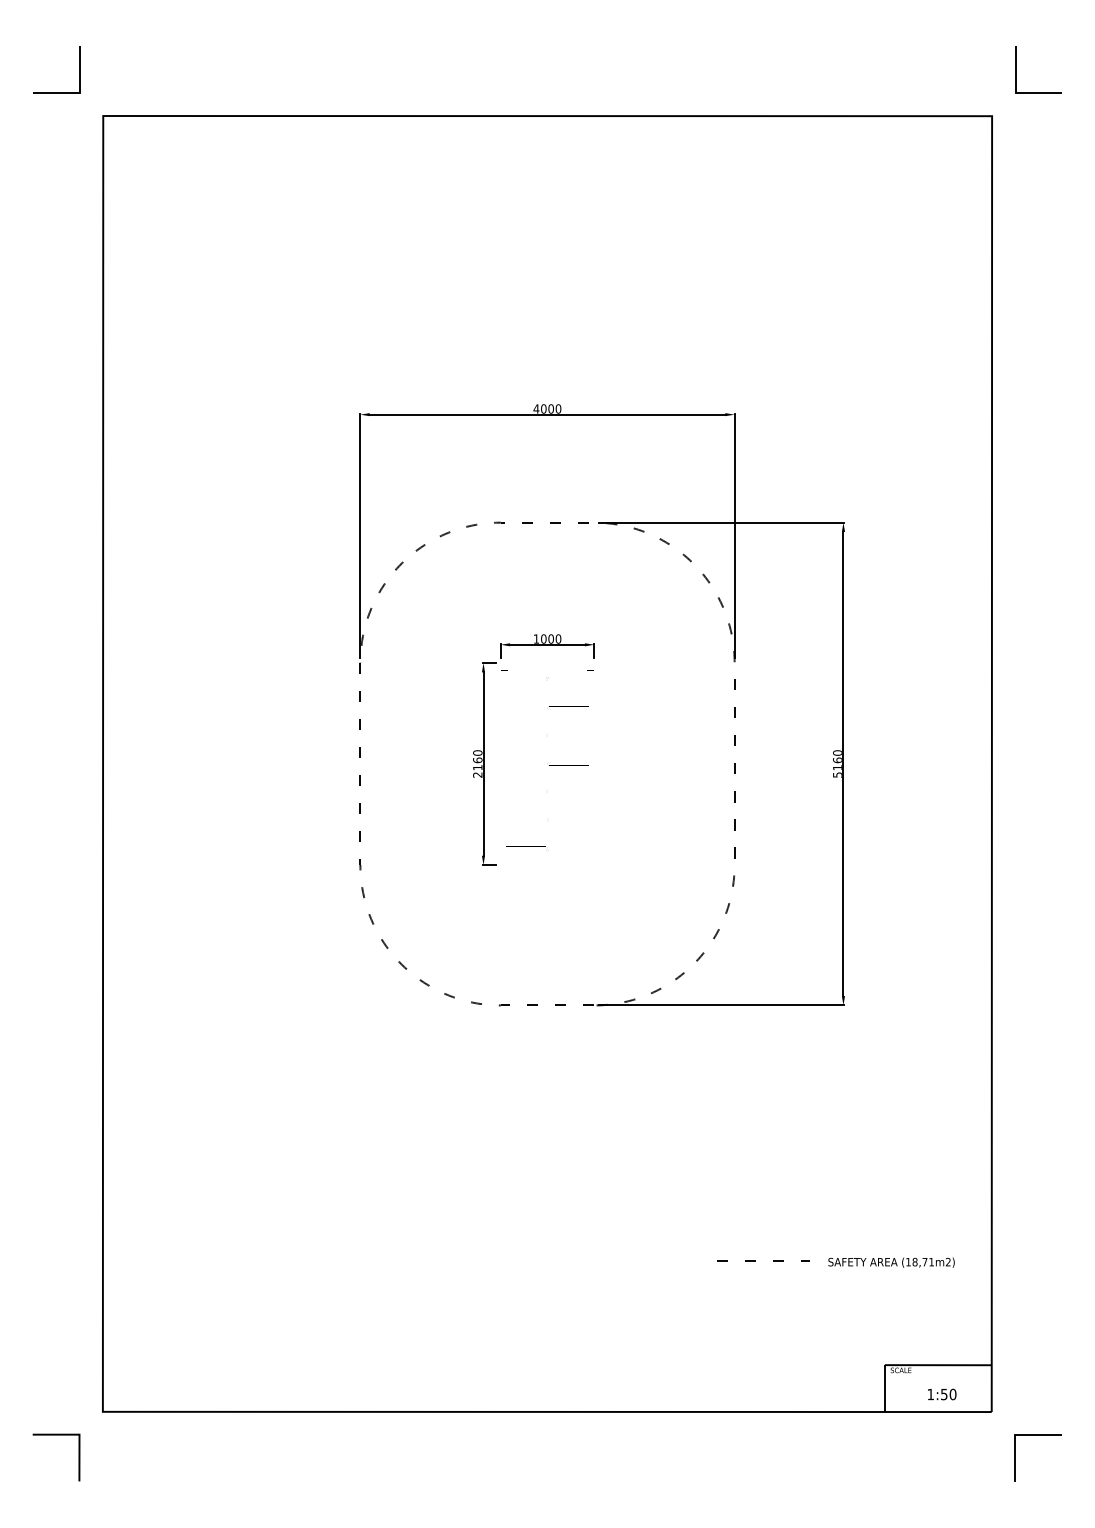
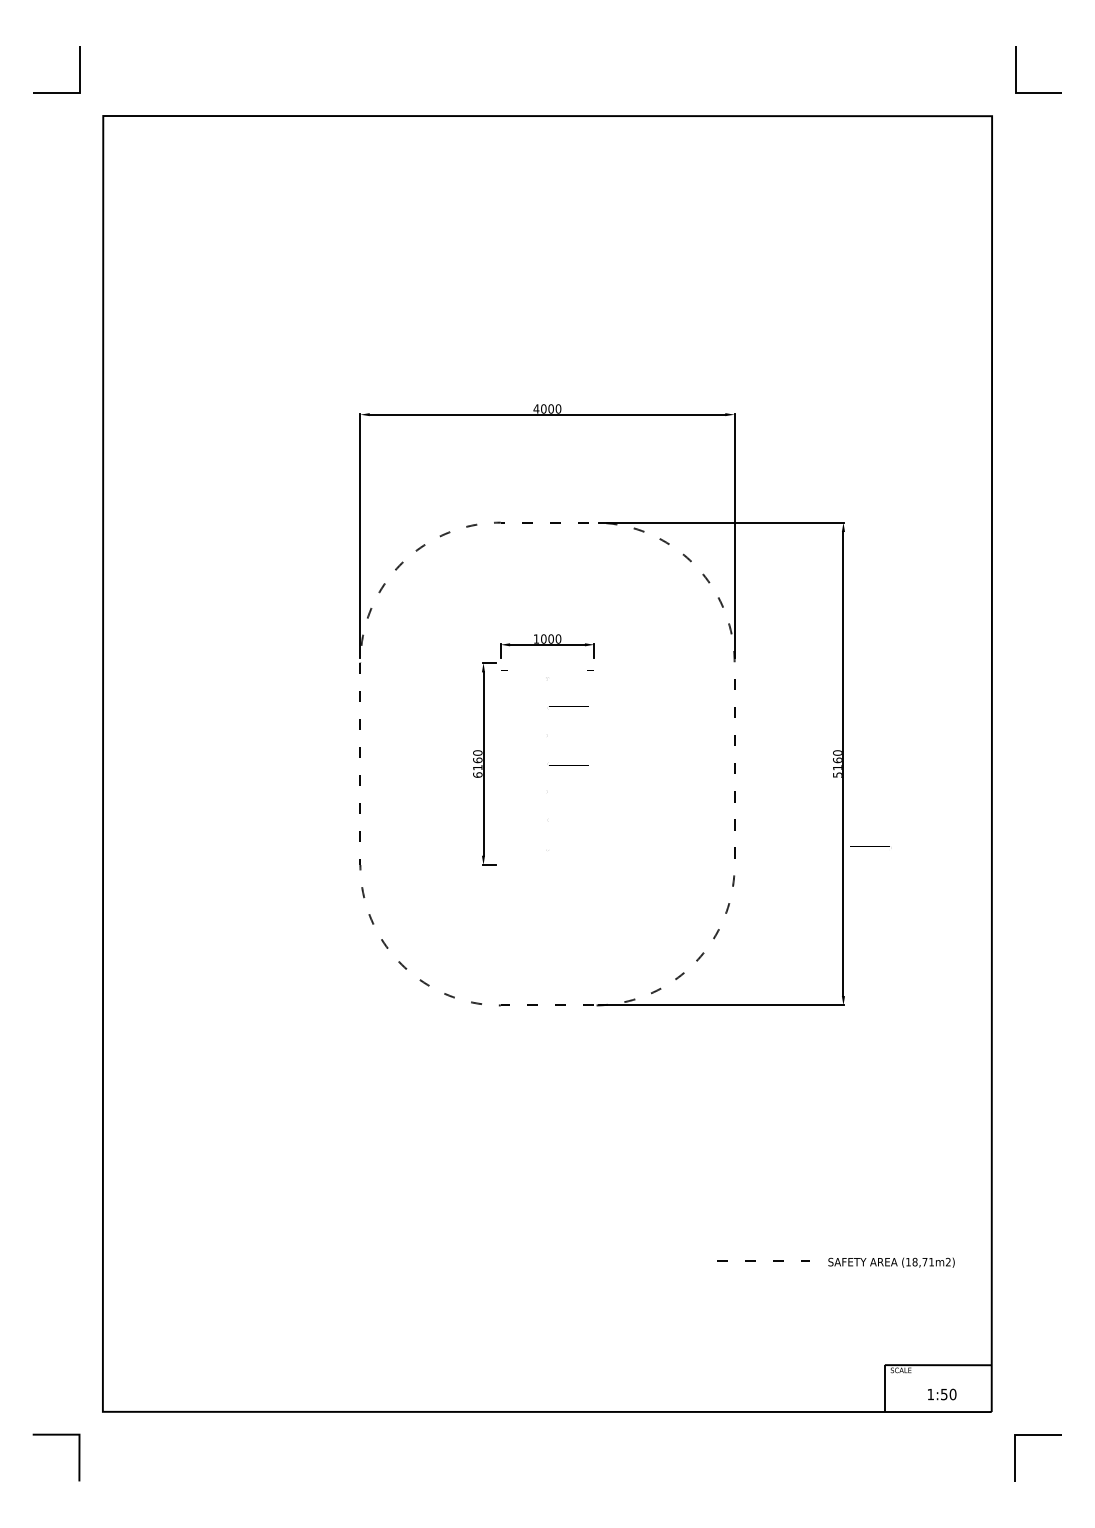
text: 2160 -> 6160 (477, 774)
line position: (525, 846) -> (869, 846) (869, 846)
